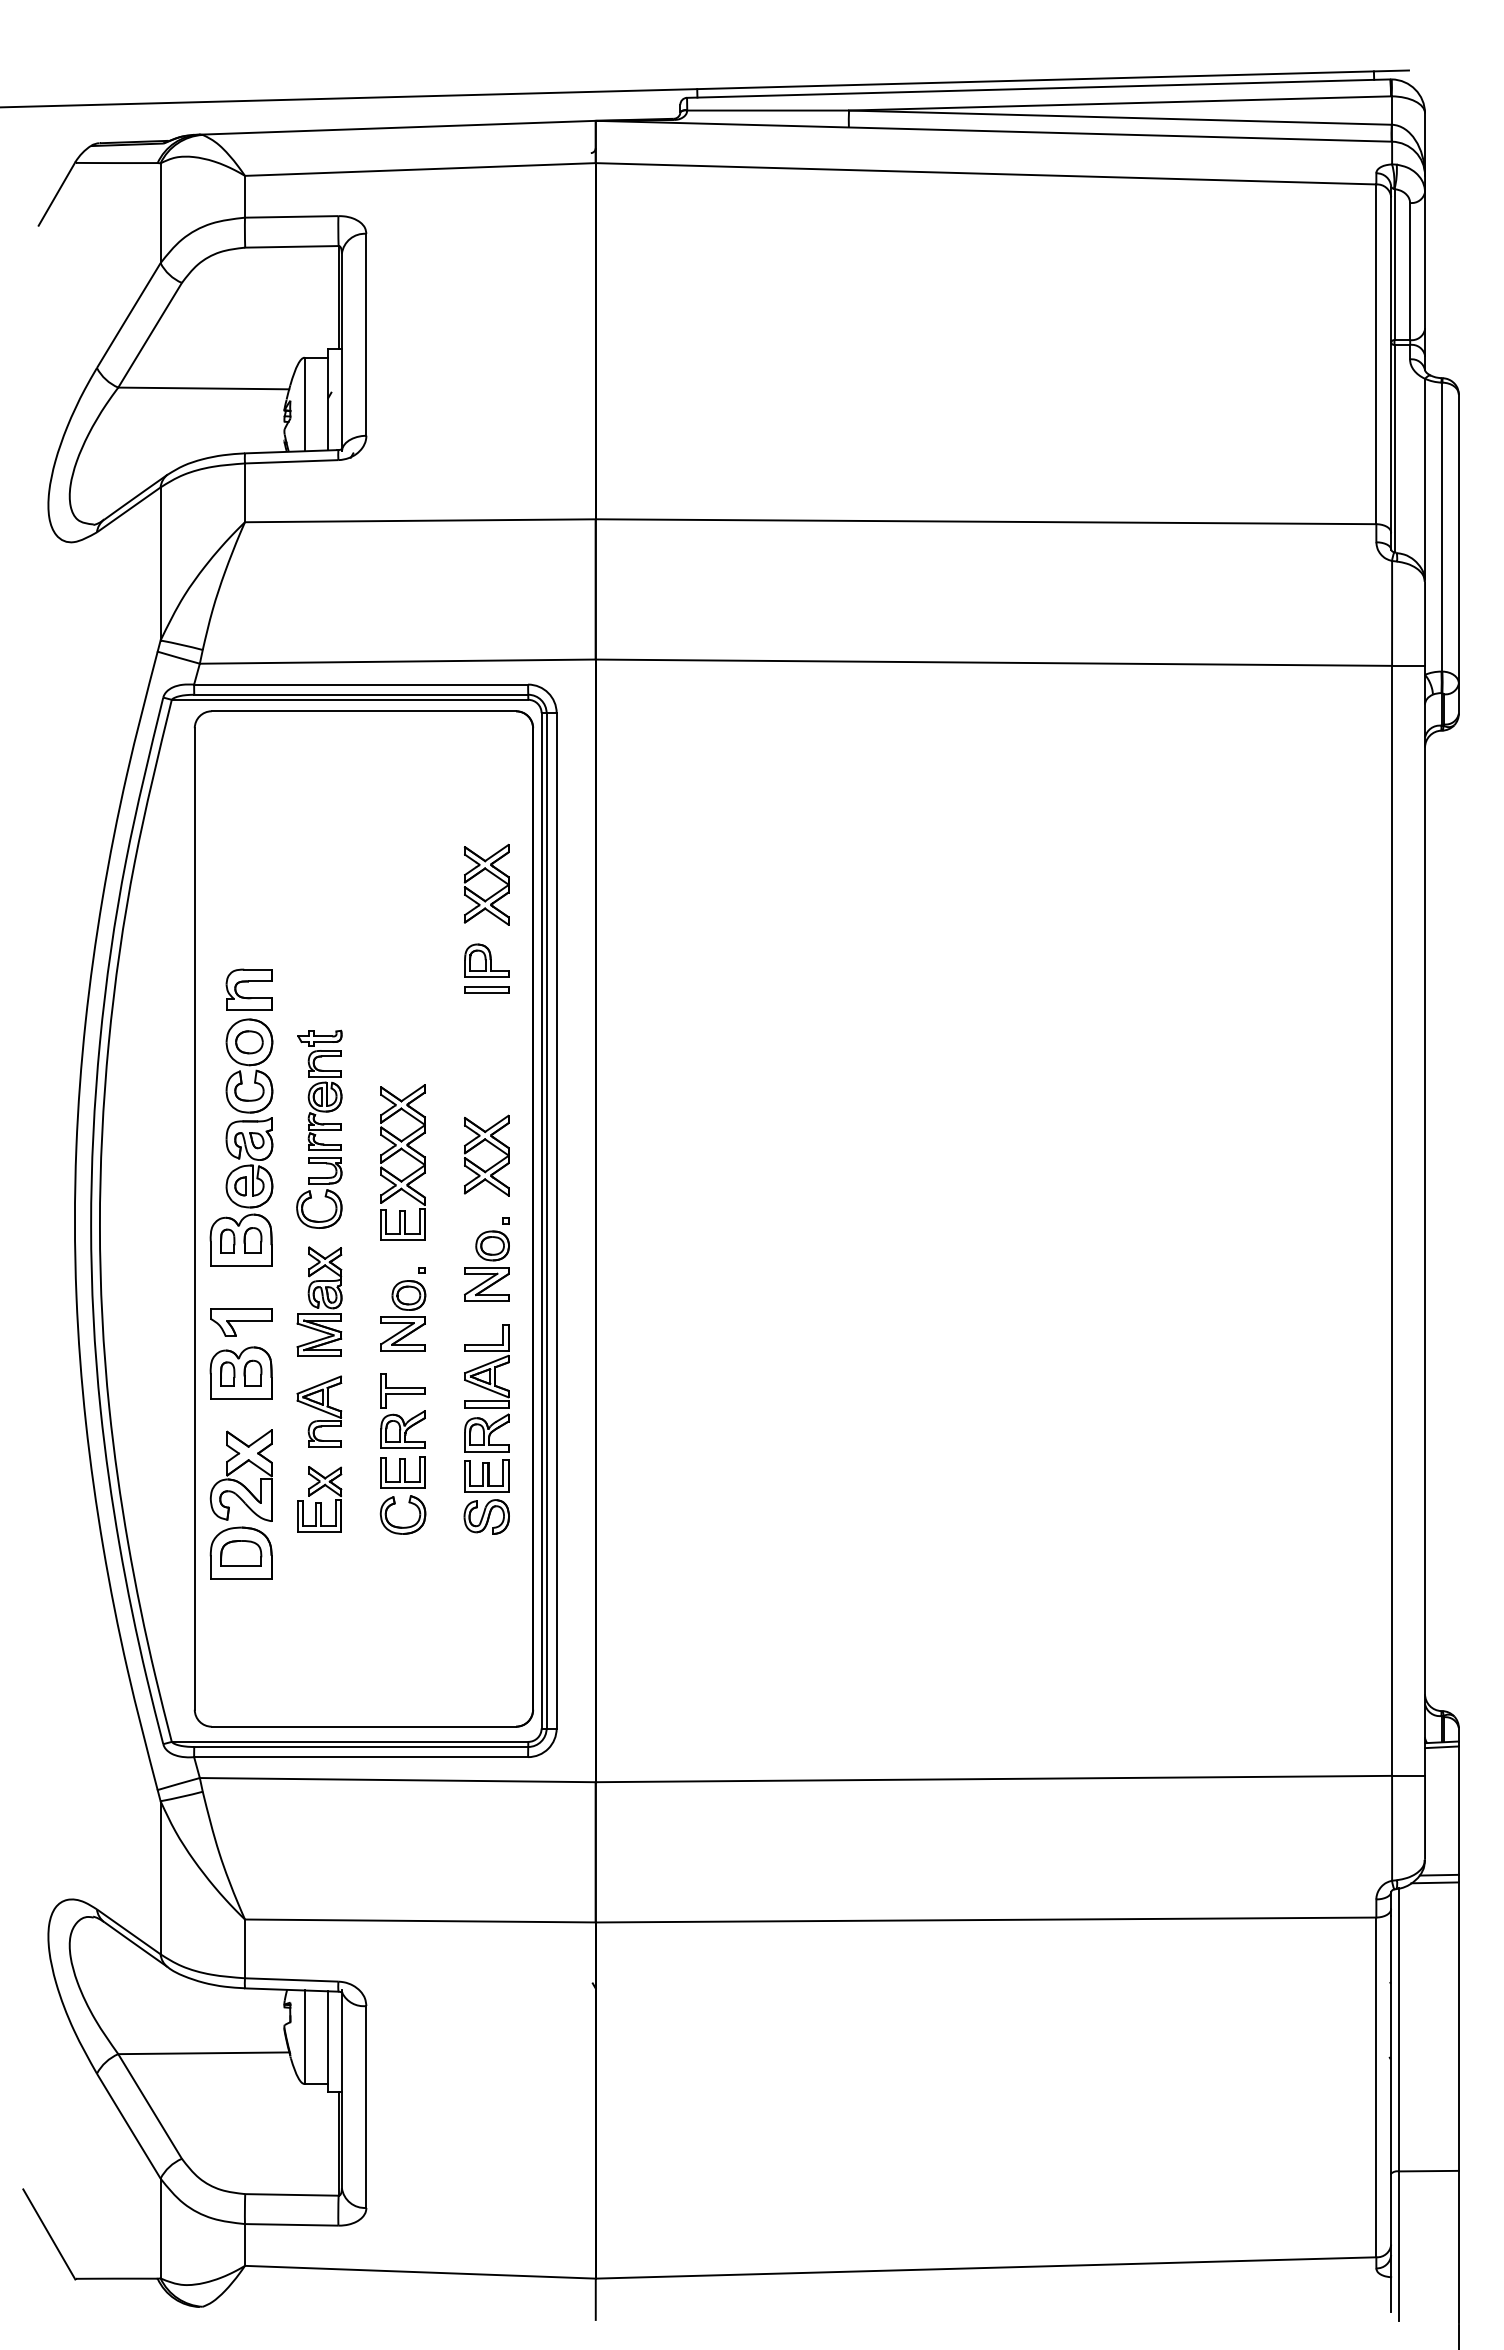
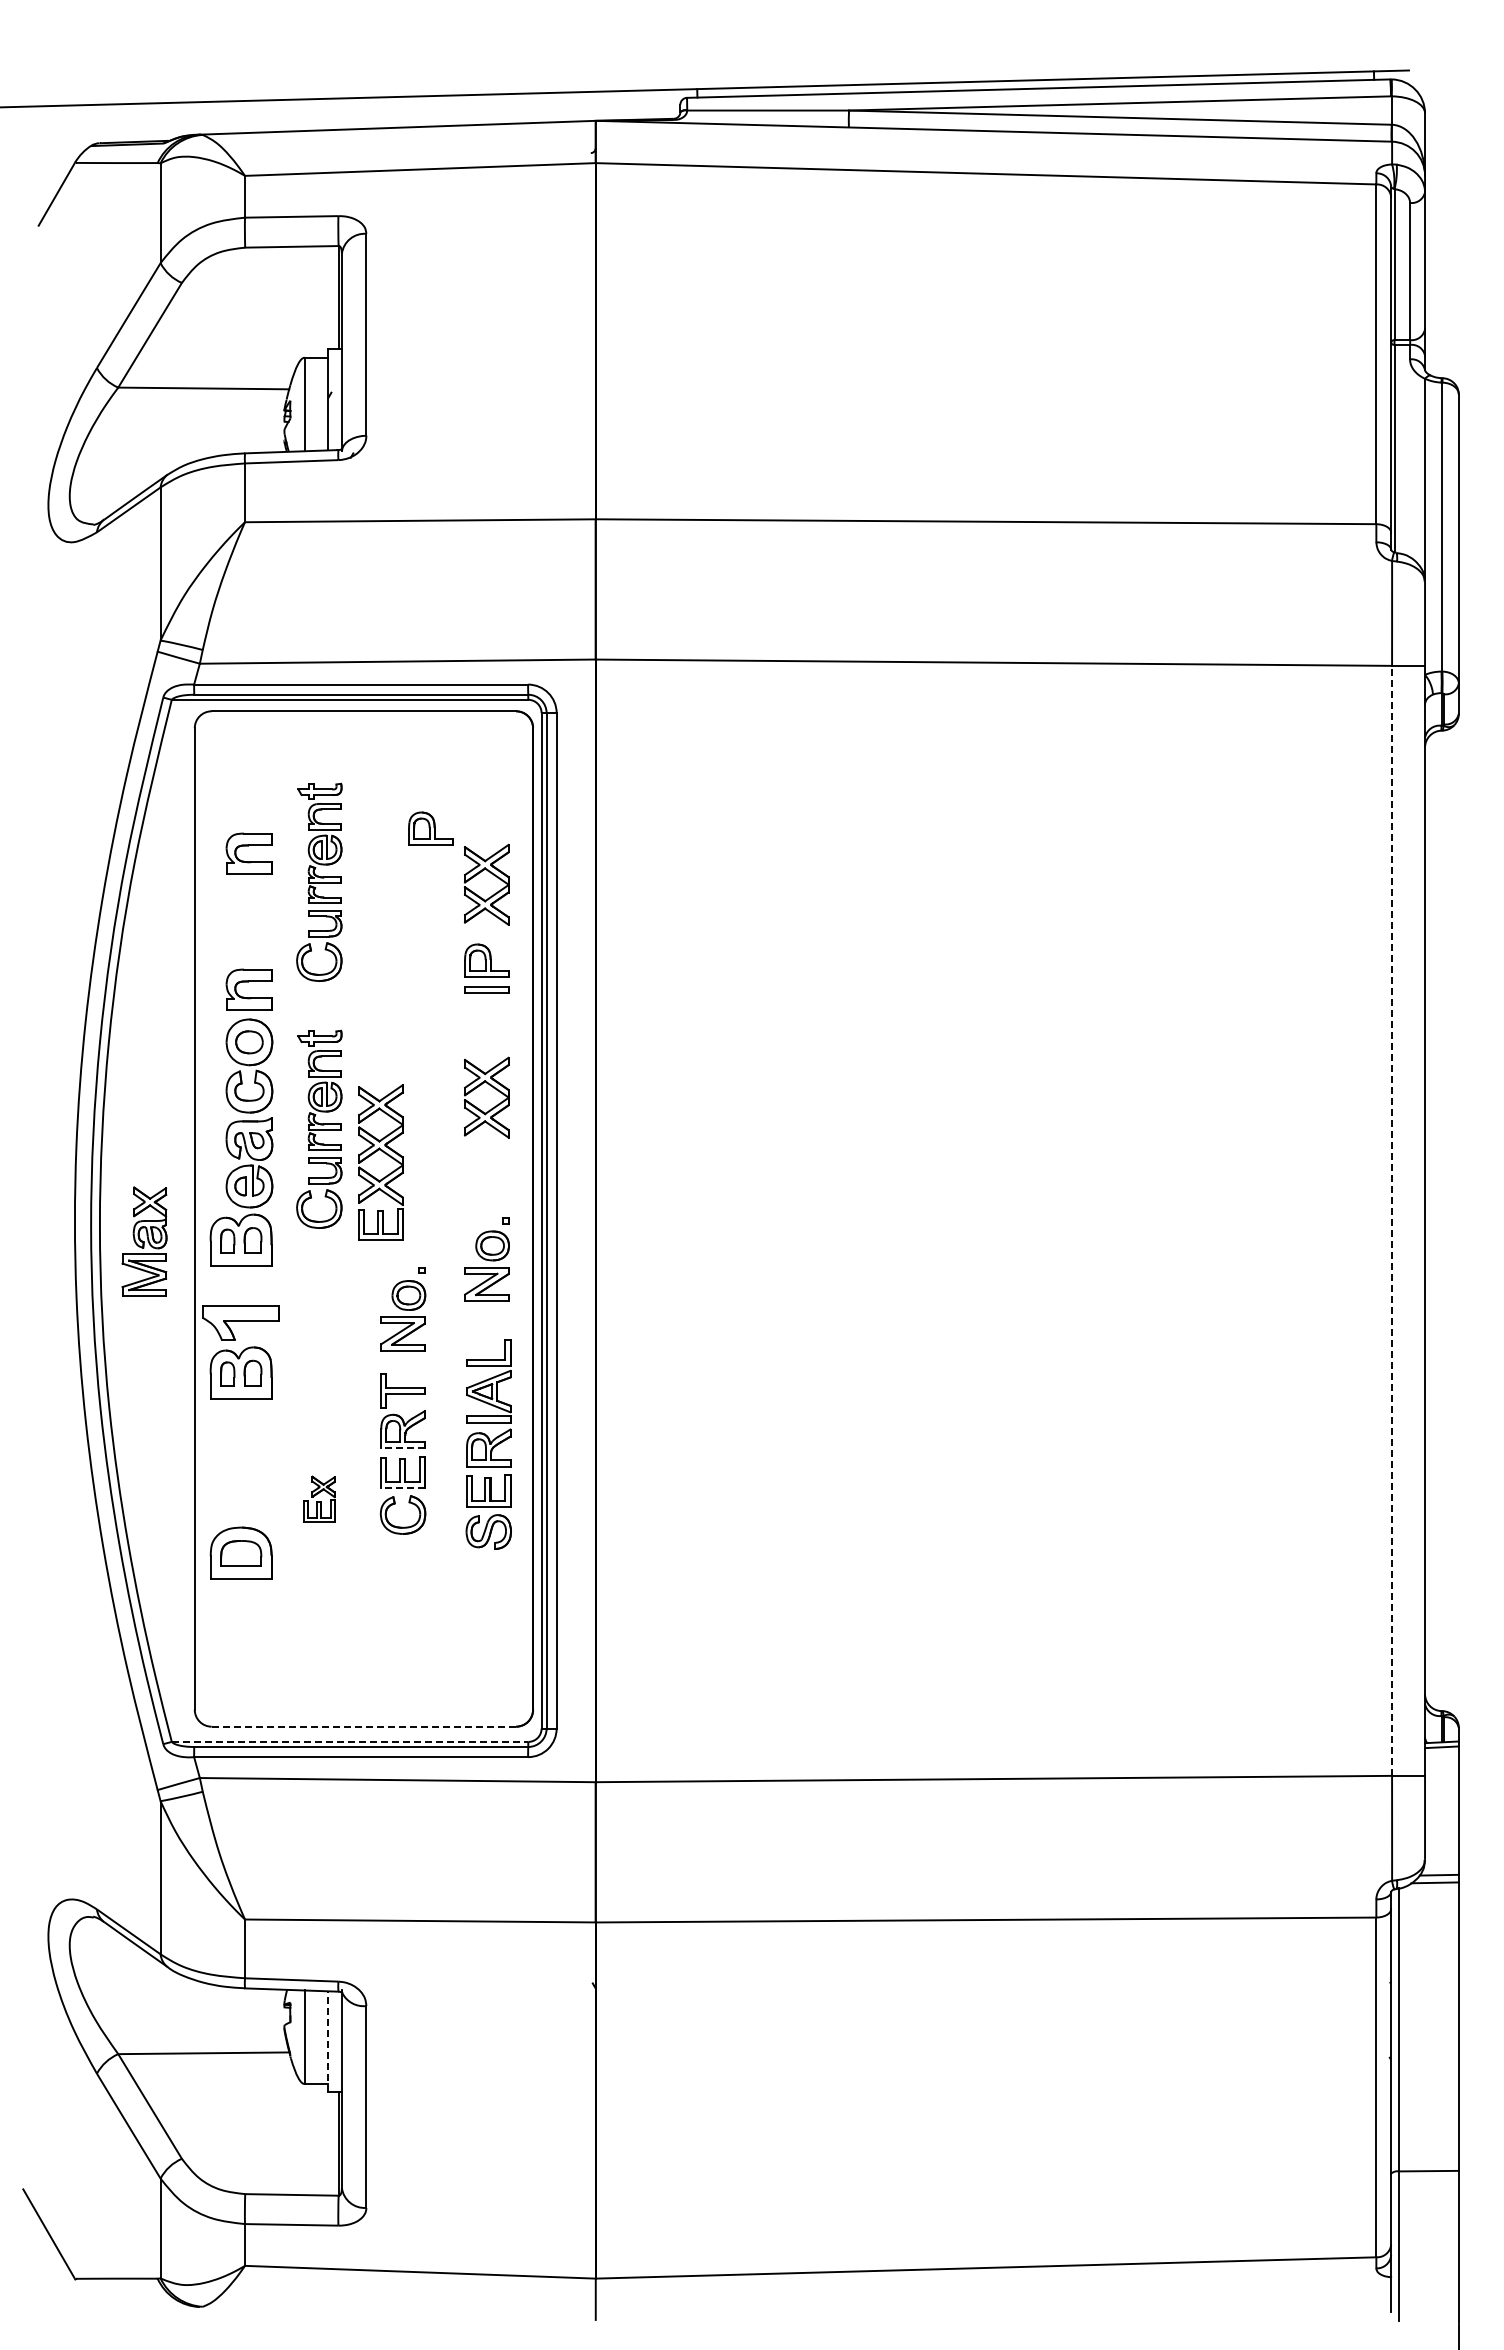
part: none -> present (430, 828)
part: none -> present (248, 846)
part: none -> present (319, 881)
part position: (493, 1146) -> (493, 1088) (493, 1088)
part position: (407, 1154) -> (385, 1154) (385, 1154)
line: solid -> dashed (1392, 1220)
part position: (319, 1301) -> (144, 1241) (144, 1241)
part size: 63x29 px -> 78x36 px (240, 1322)
part: present -> none (319, 1411)
part position: (486, 1429) -> (488, 1444) (488, 1444)
line: solid -> dashed (403, 1448)
part: present -> none (240, 1475)
line: solid -> dashed (403, 1488)
part size: 46x67 px -> 33x48 px (319, 1498)
line: solid -> dashed (364, 1726)
line: solid -> dashed (350, 1741)
line: solid -> dashed (328, 2041)
